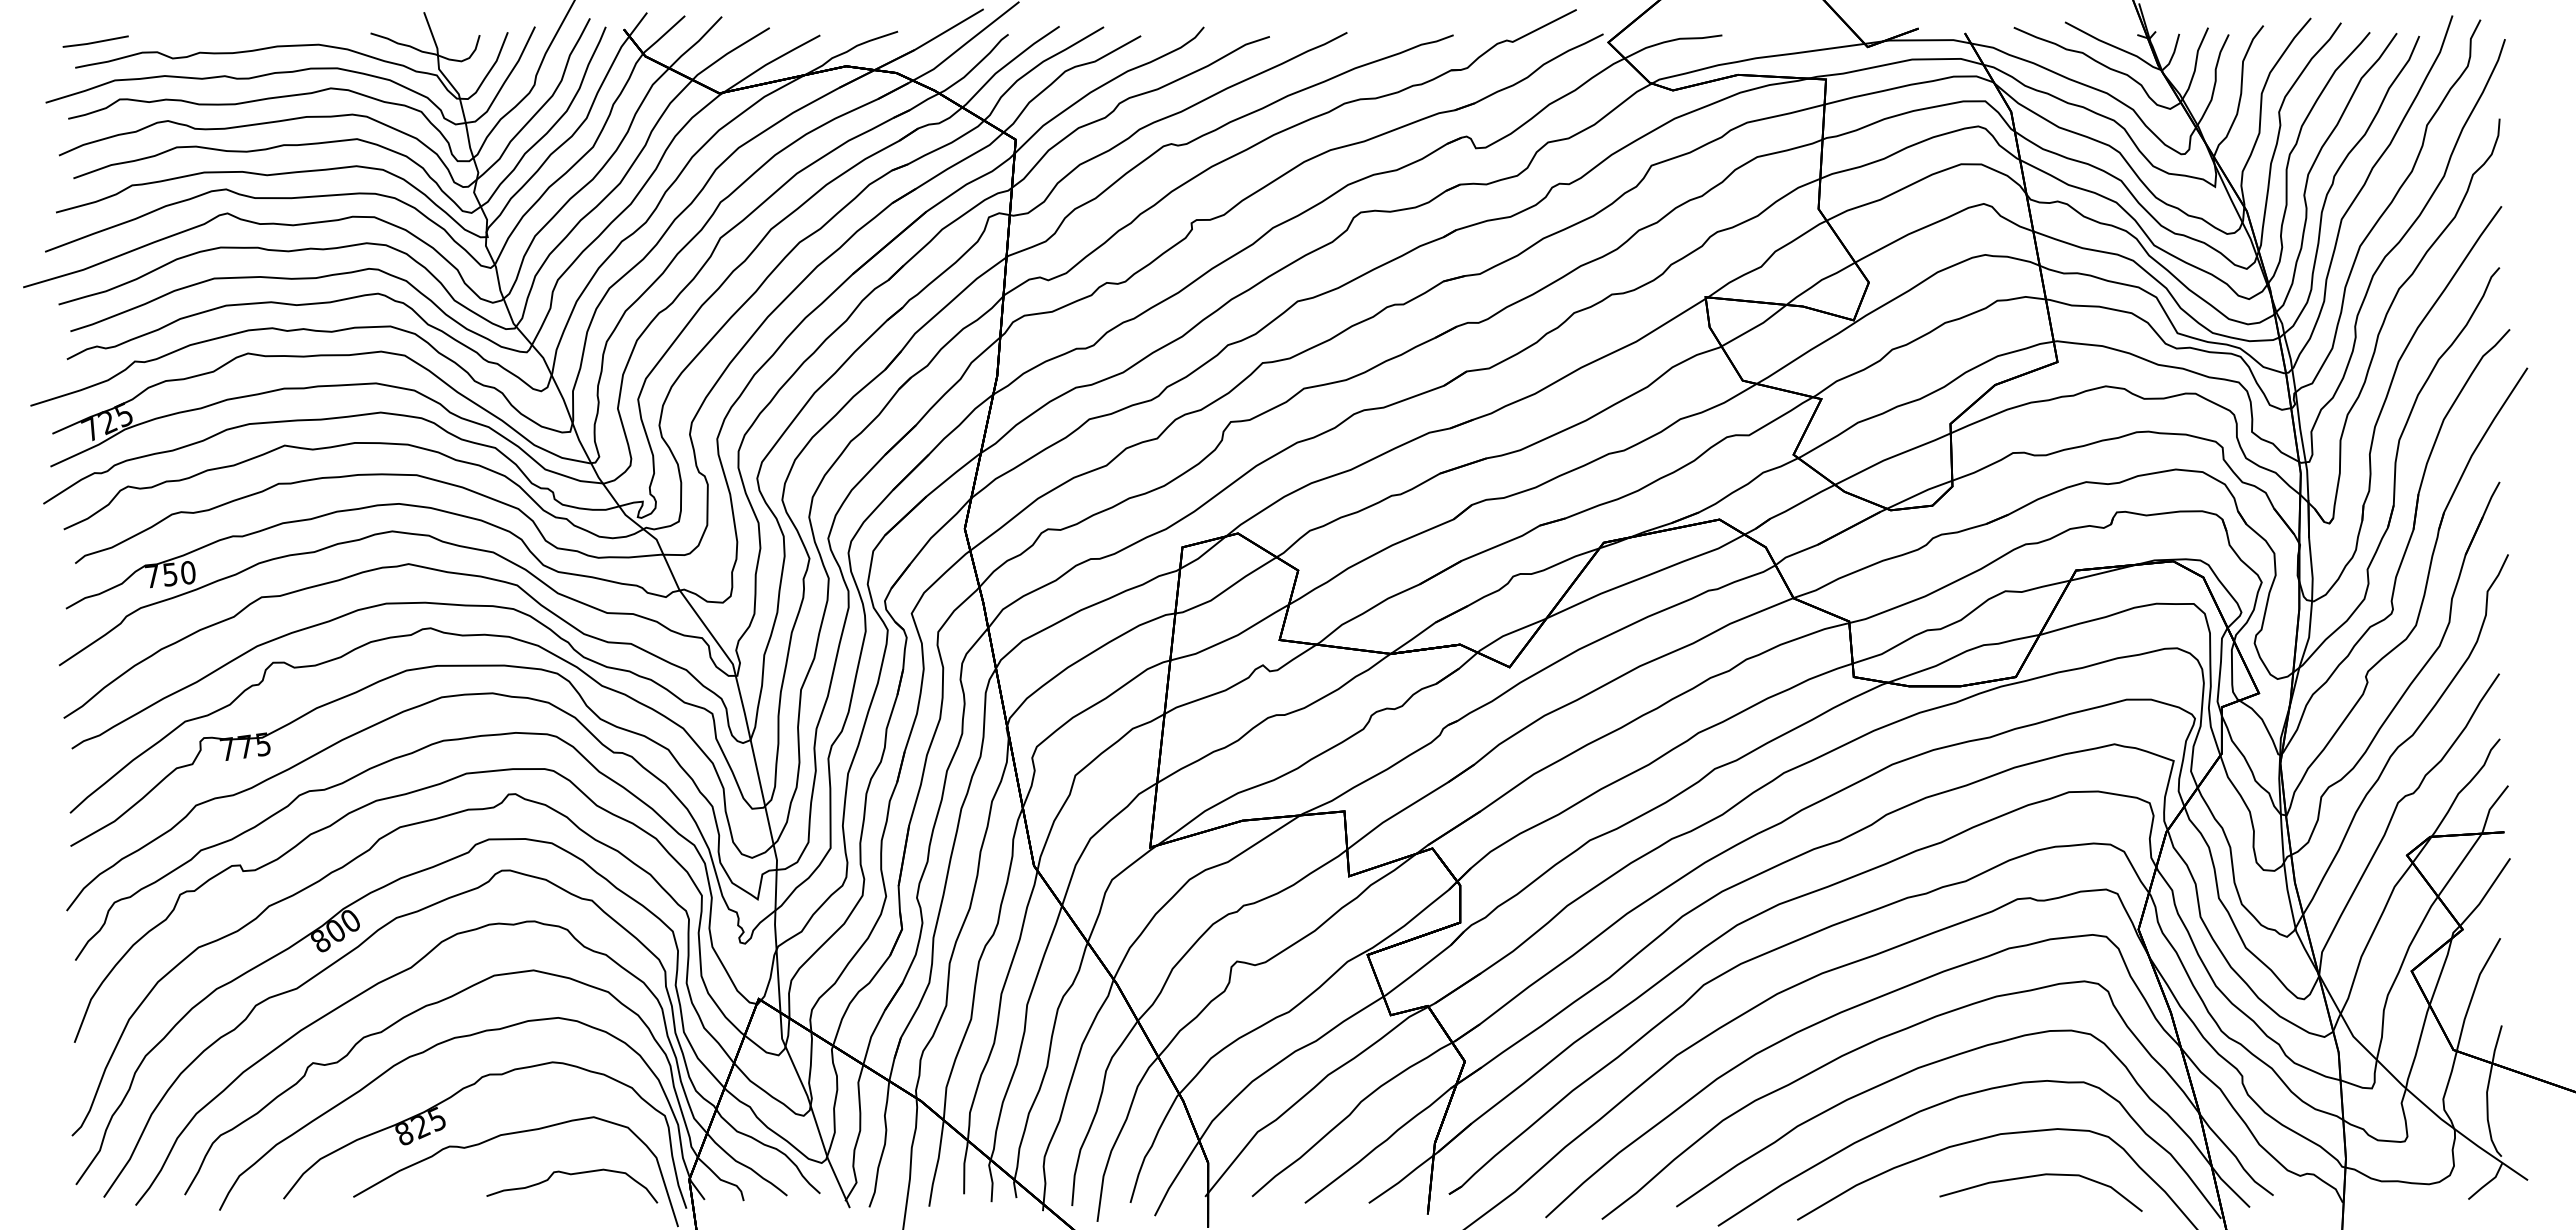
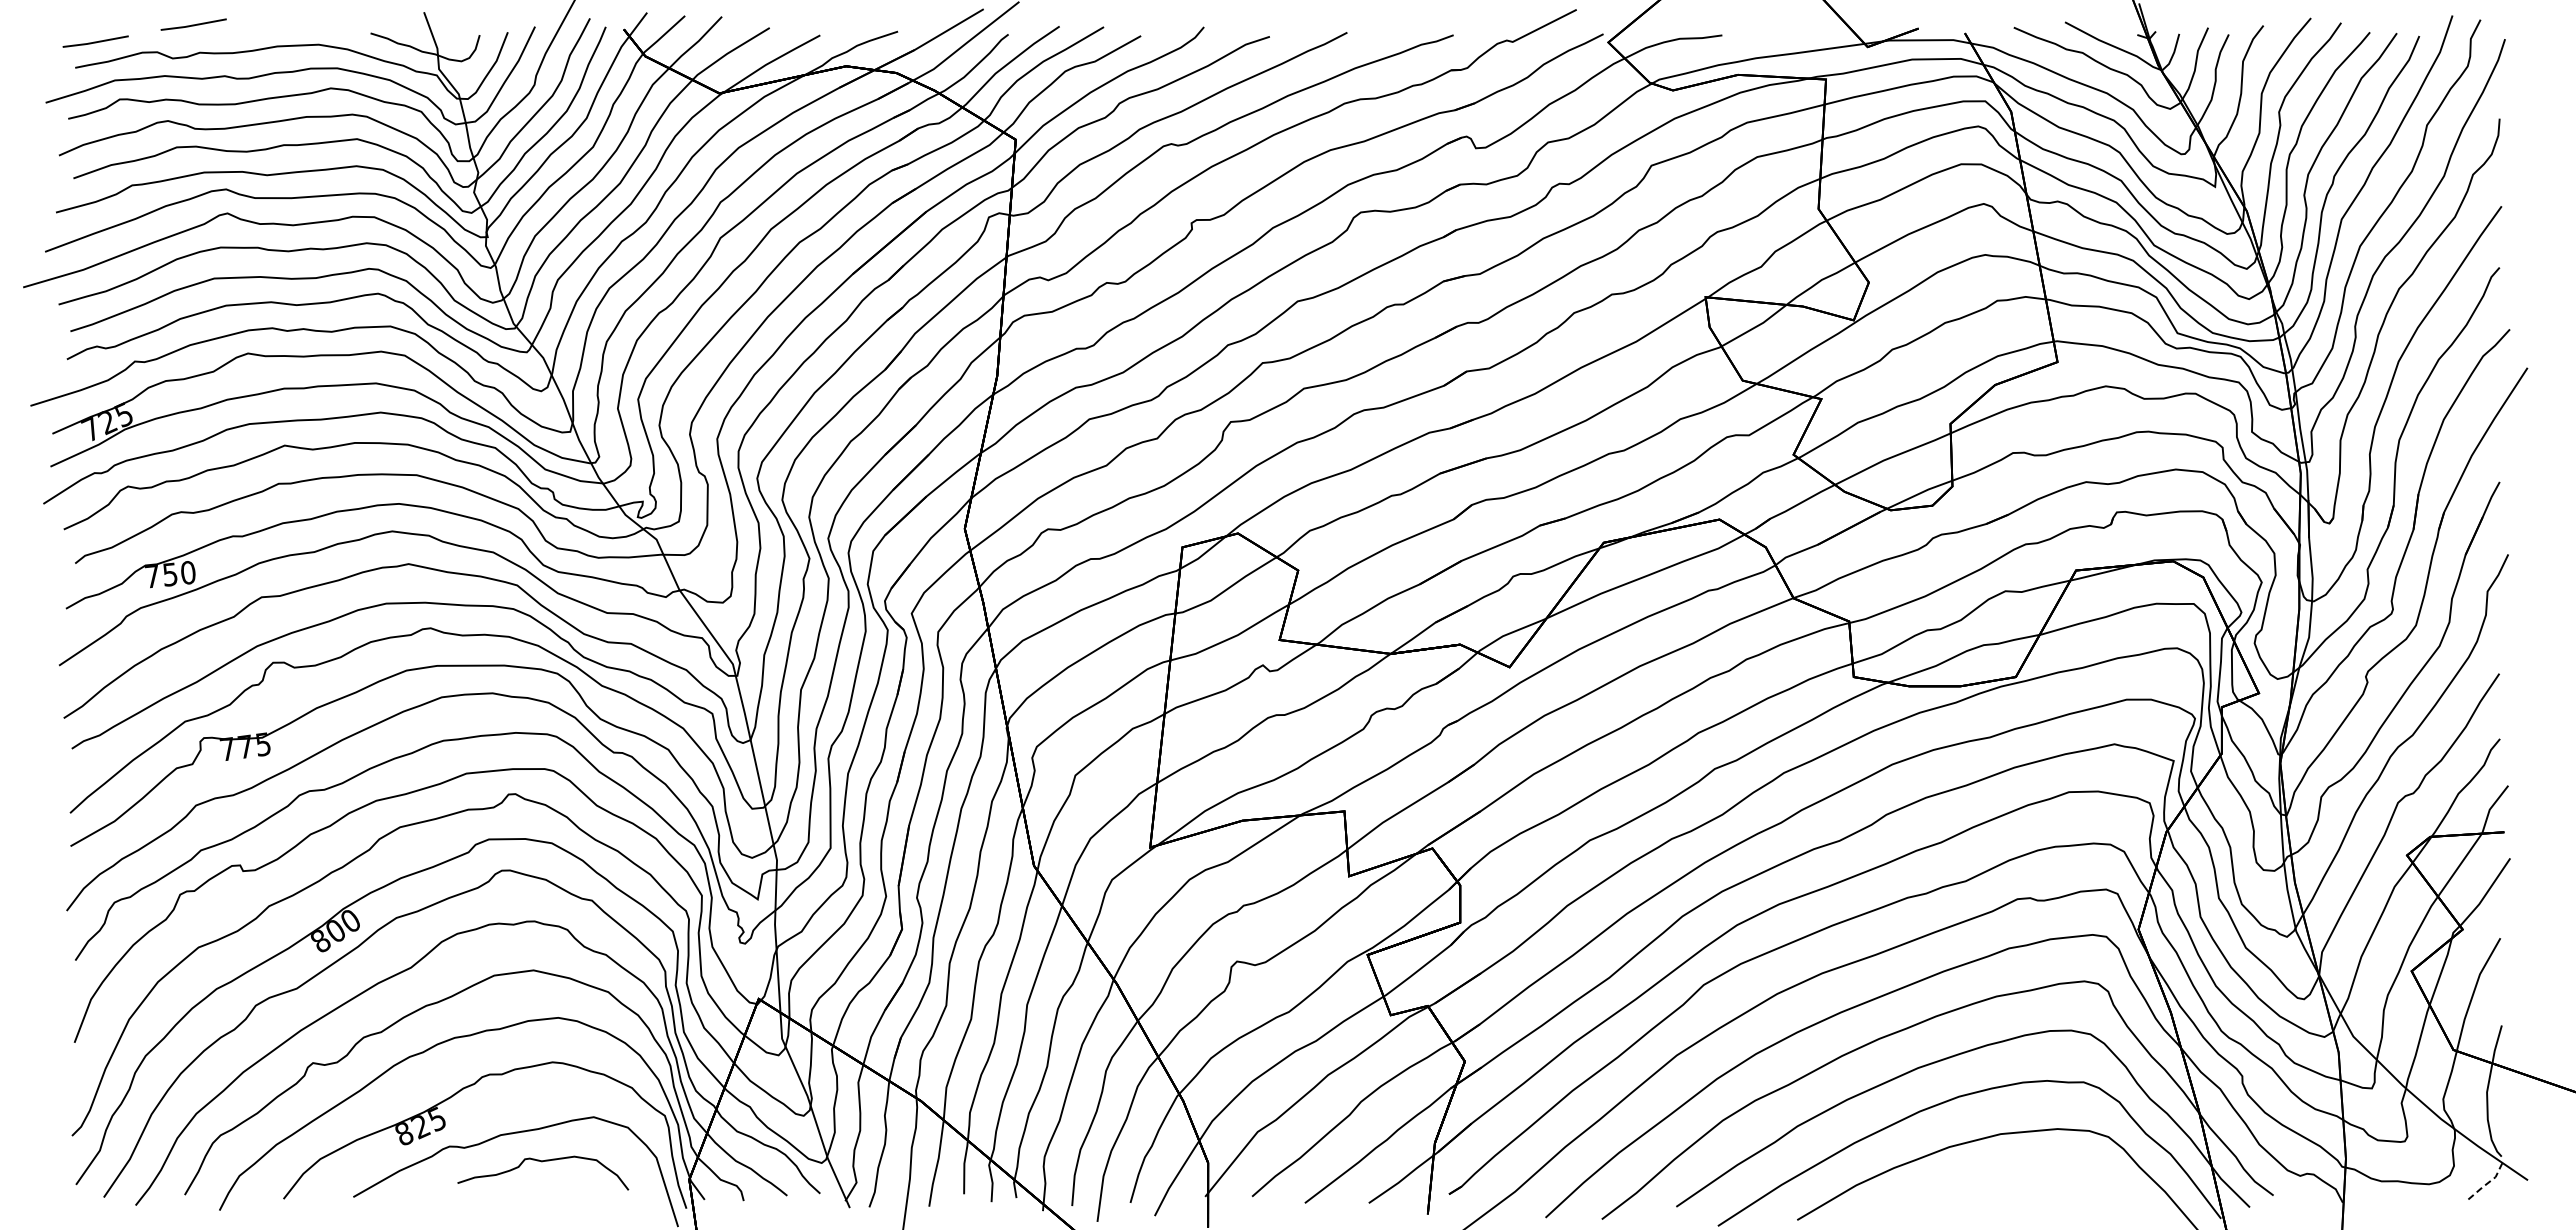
line: none -> present (193, 24)
curve position: (571, 1175) -> (542, 1162) (542, 1162)
curve: present -> none (2039, 1176)
line: solid -> dashed (2488, 1183)
